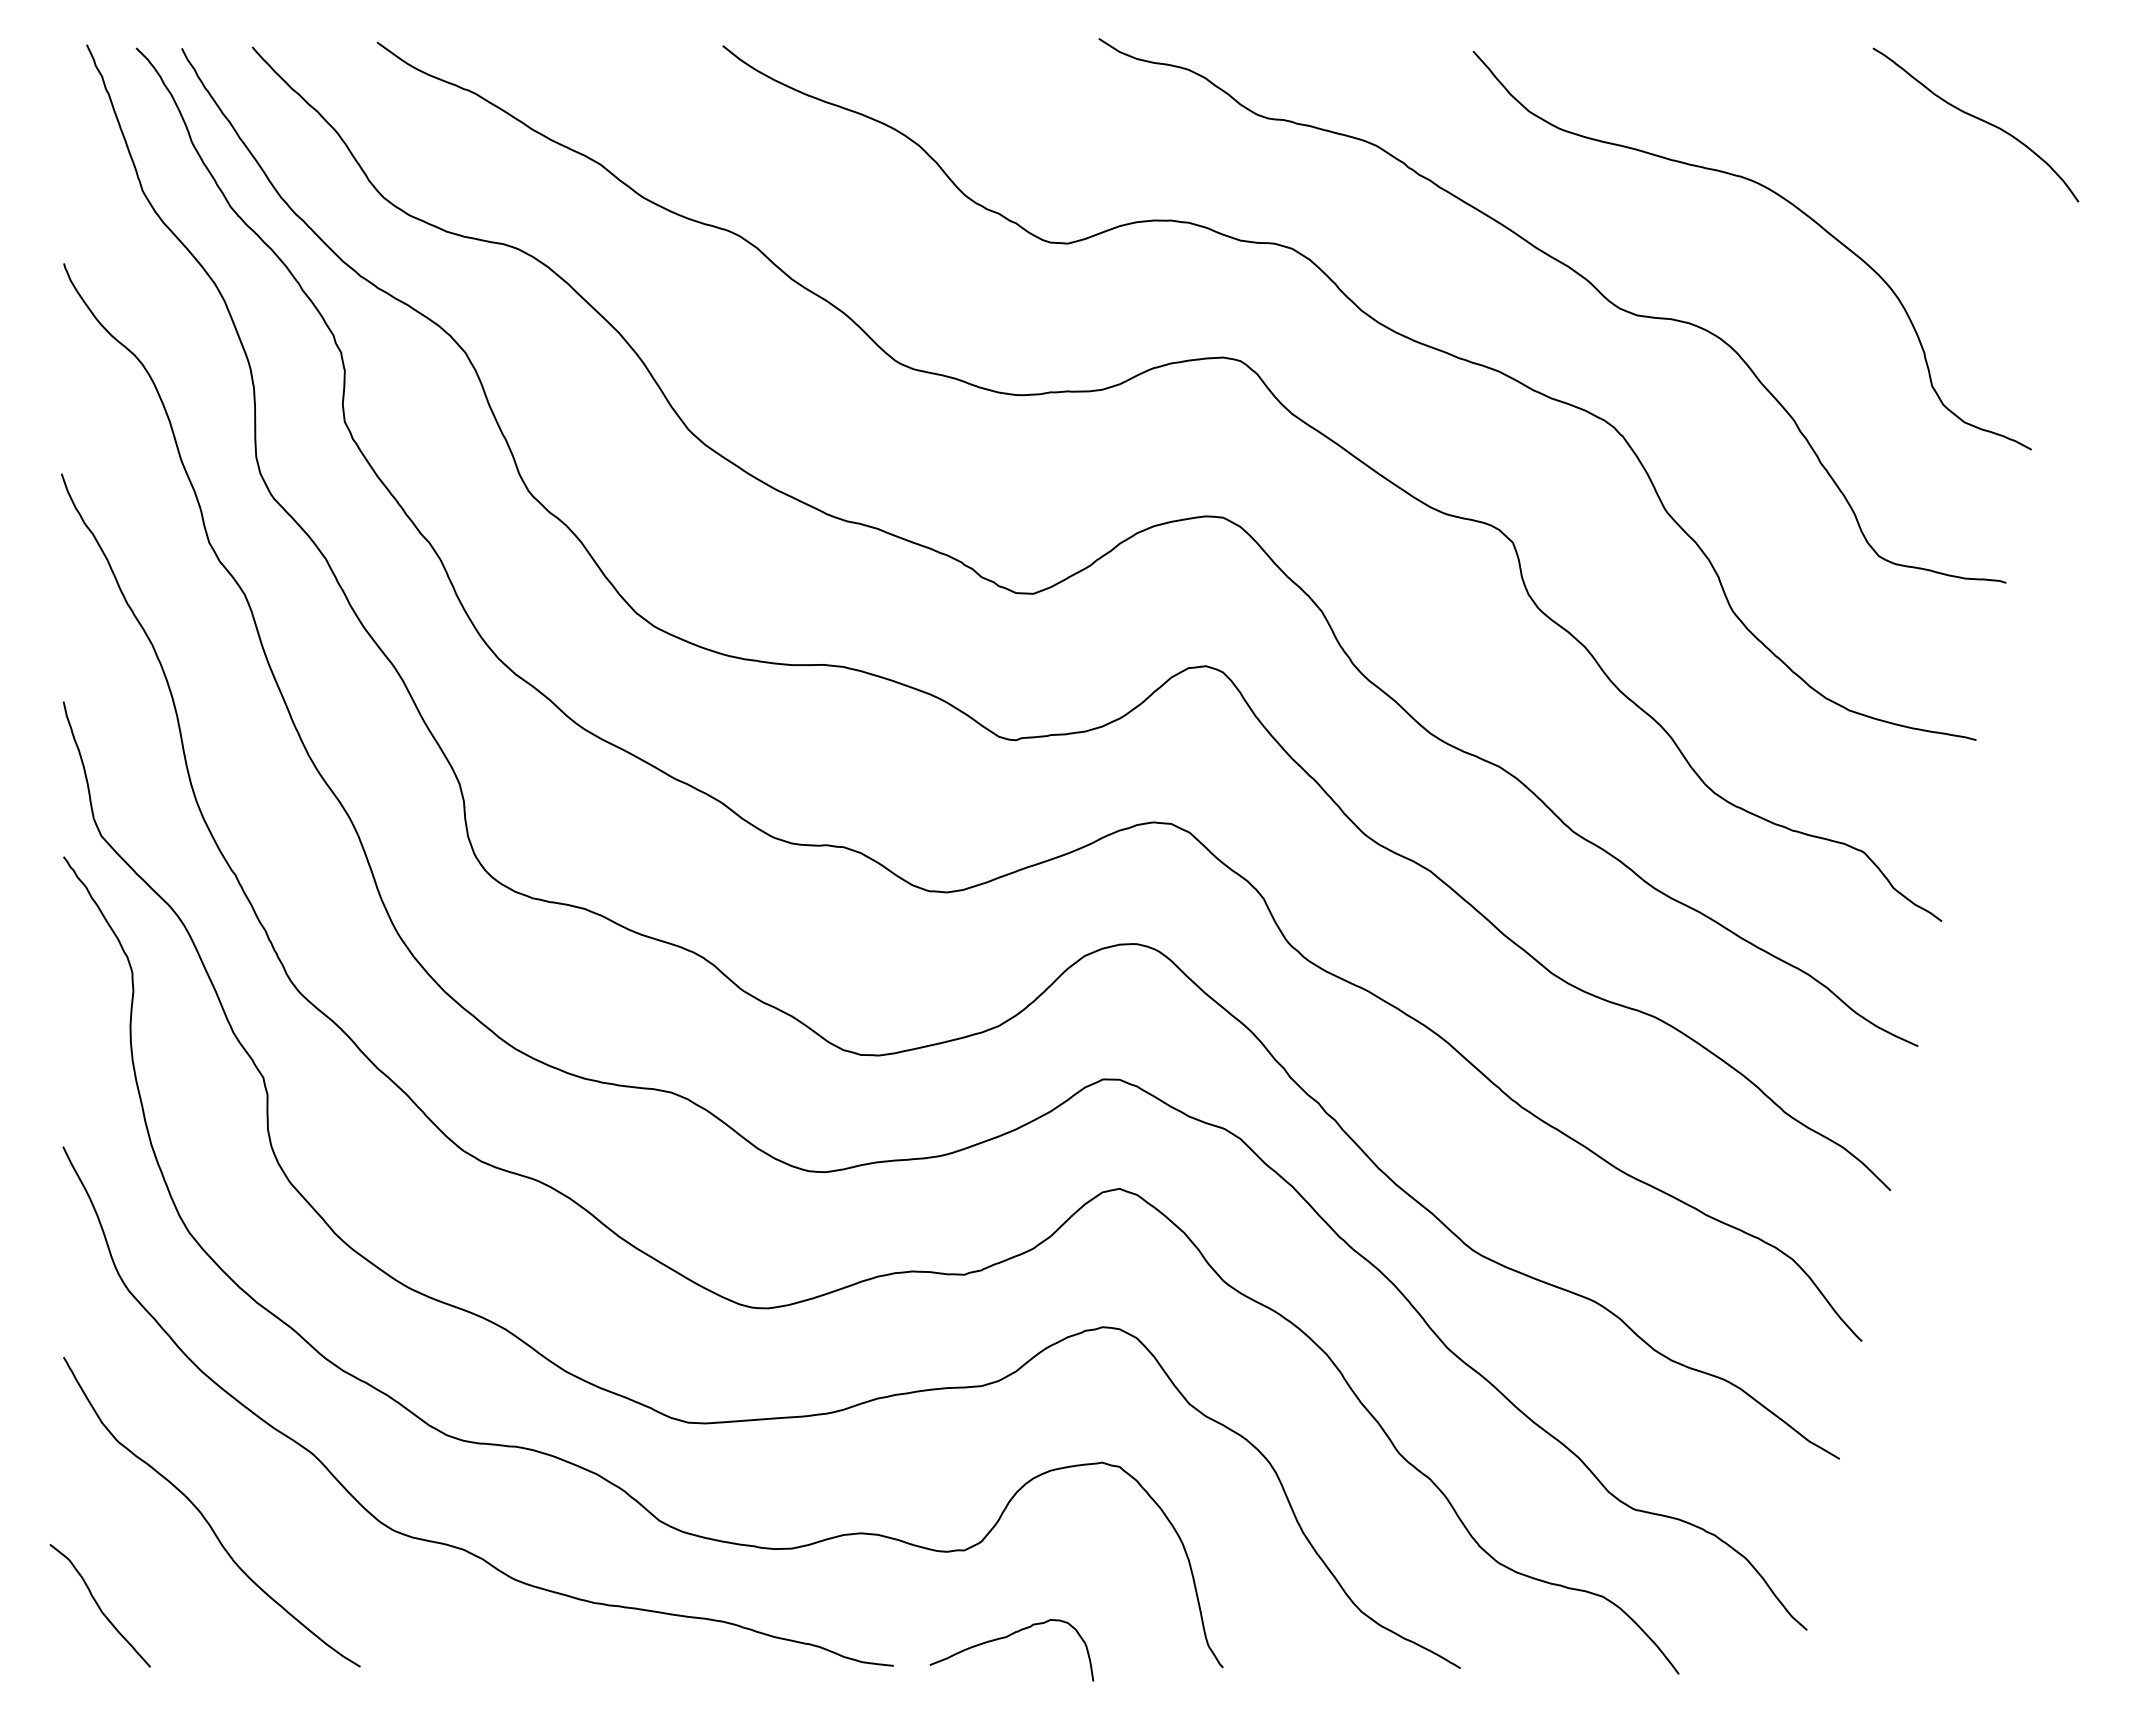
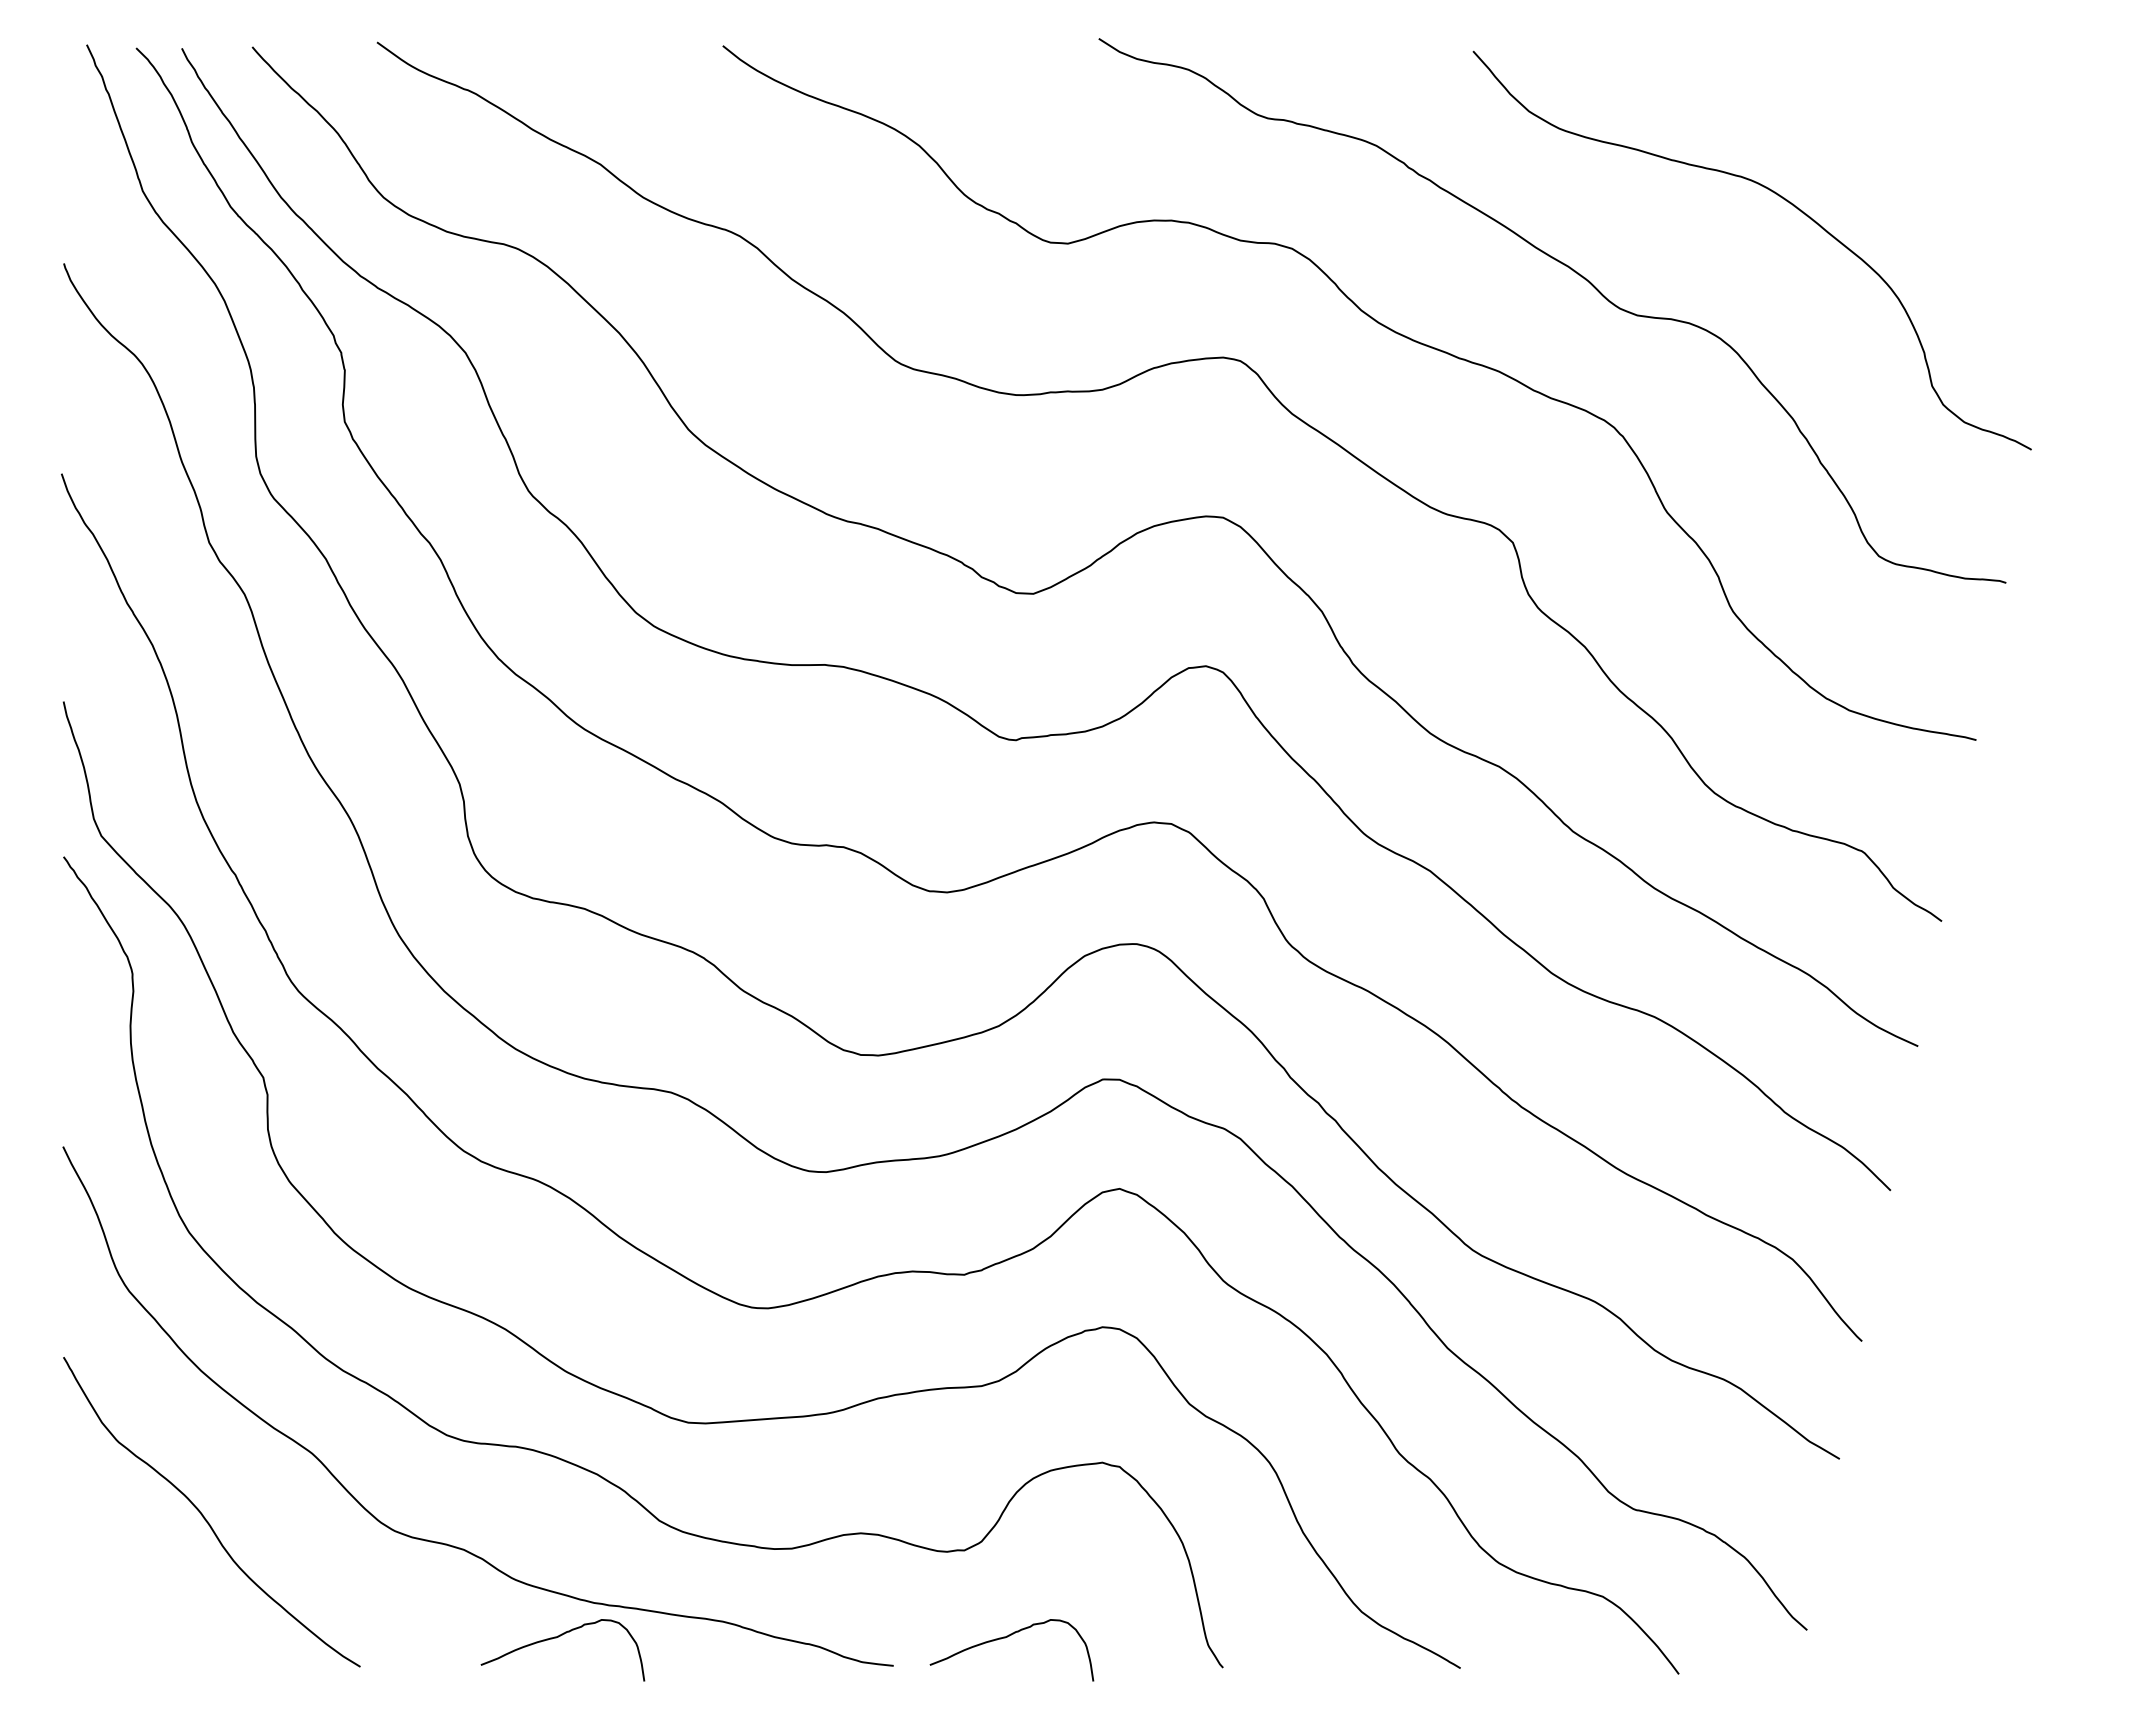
curve: present -> none (1977, 119)
curve: present -> none (99, 1605)
curve: none -> present (556, 1638)
